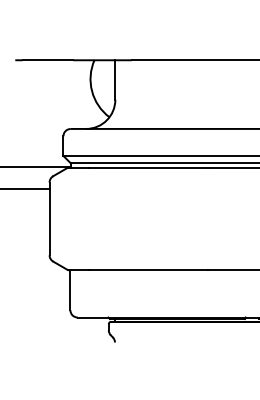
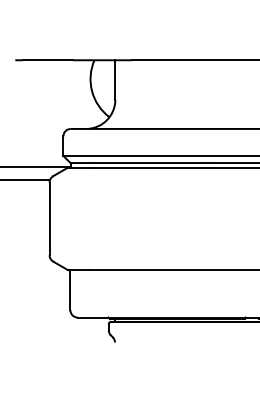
line position: (25, 188) -> (25, 179) (25, 179)
